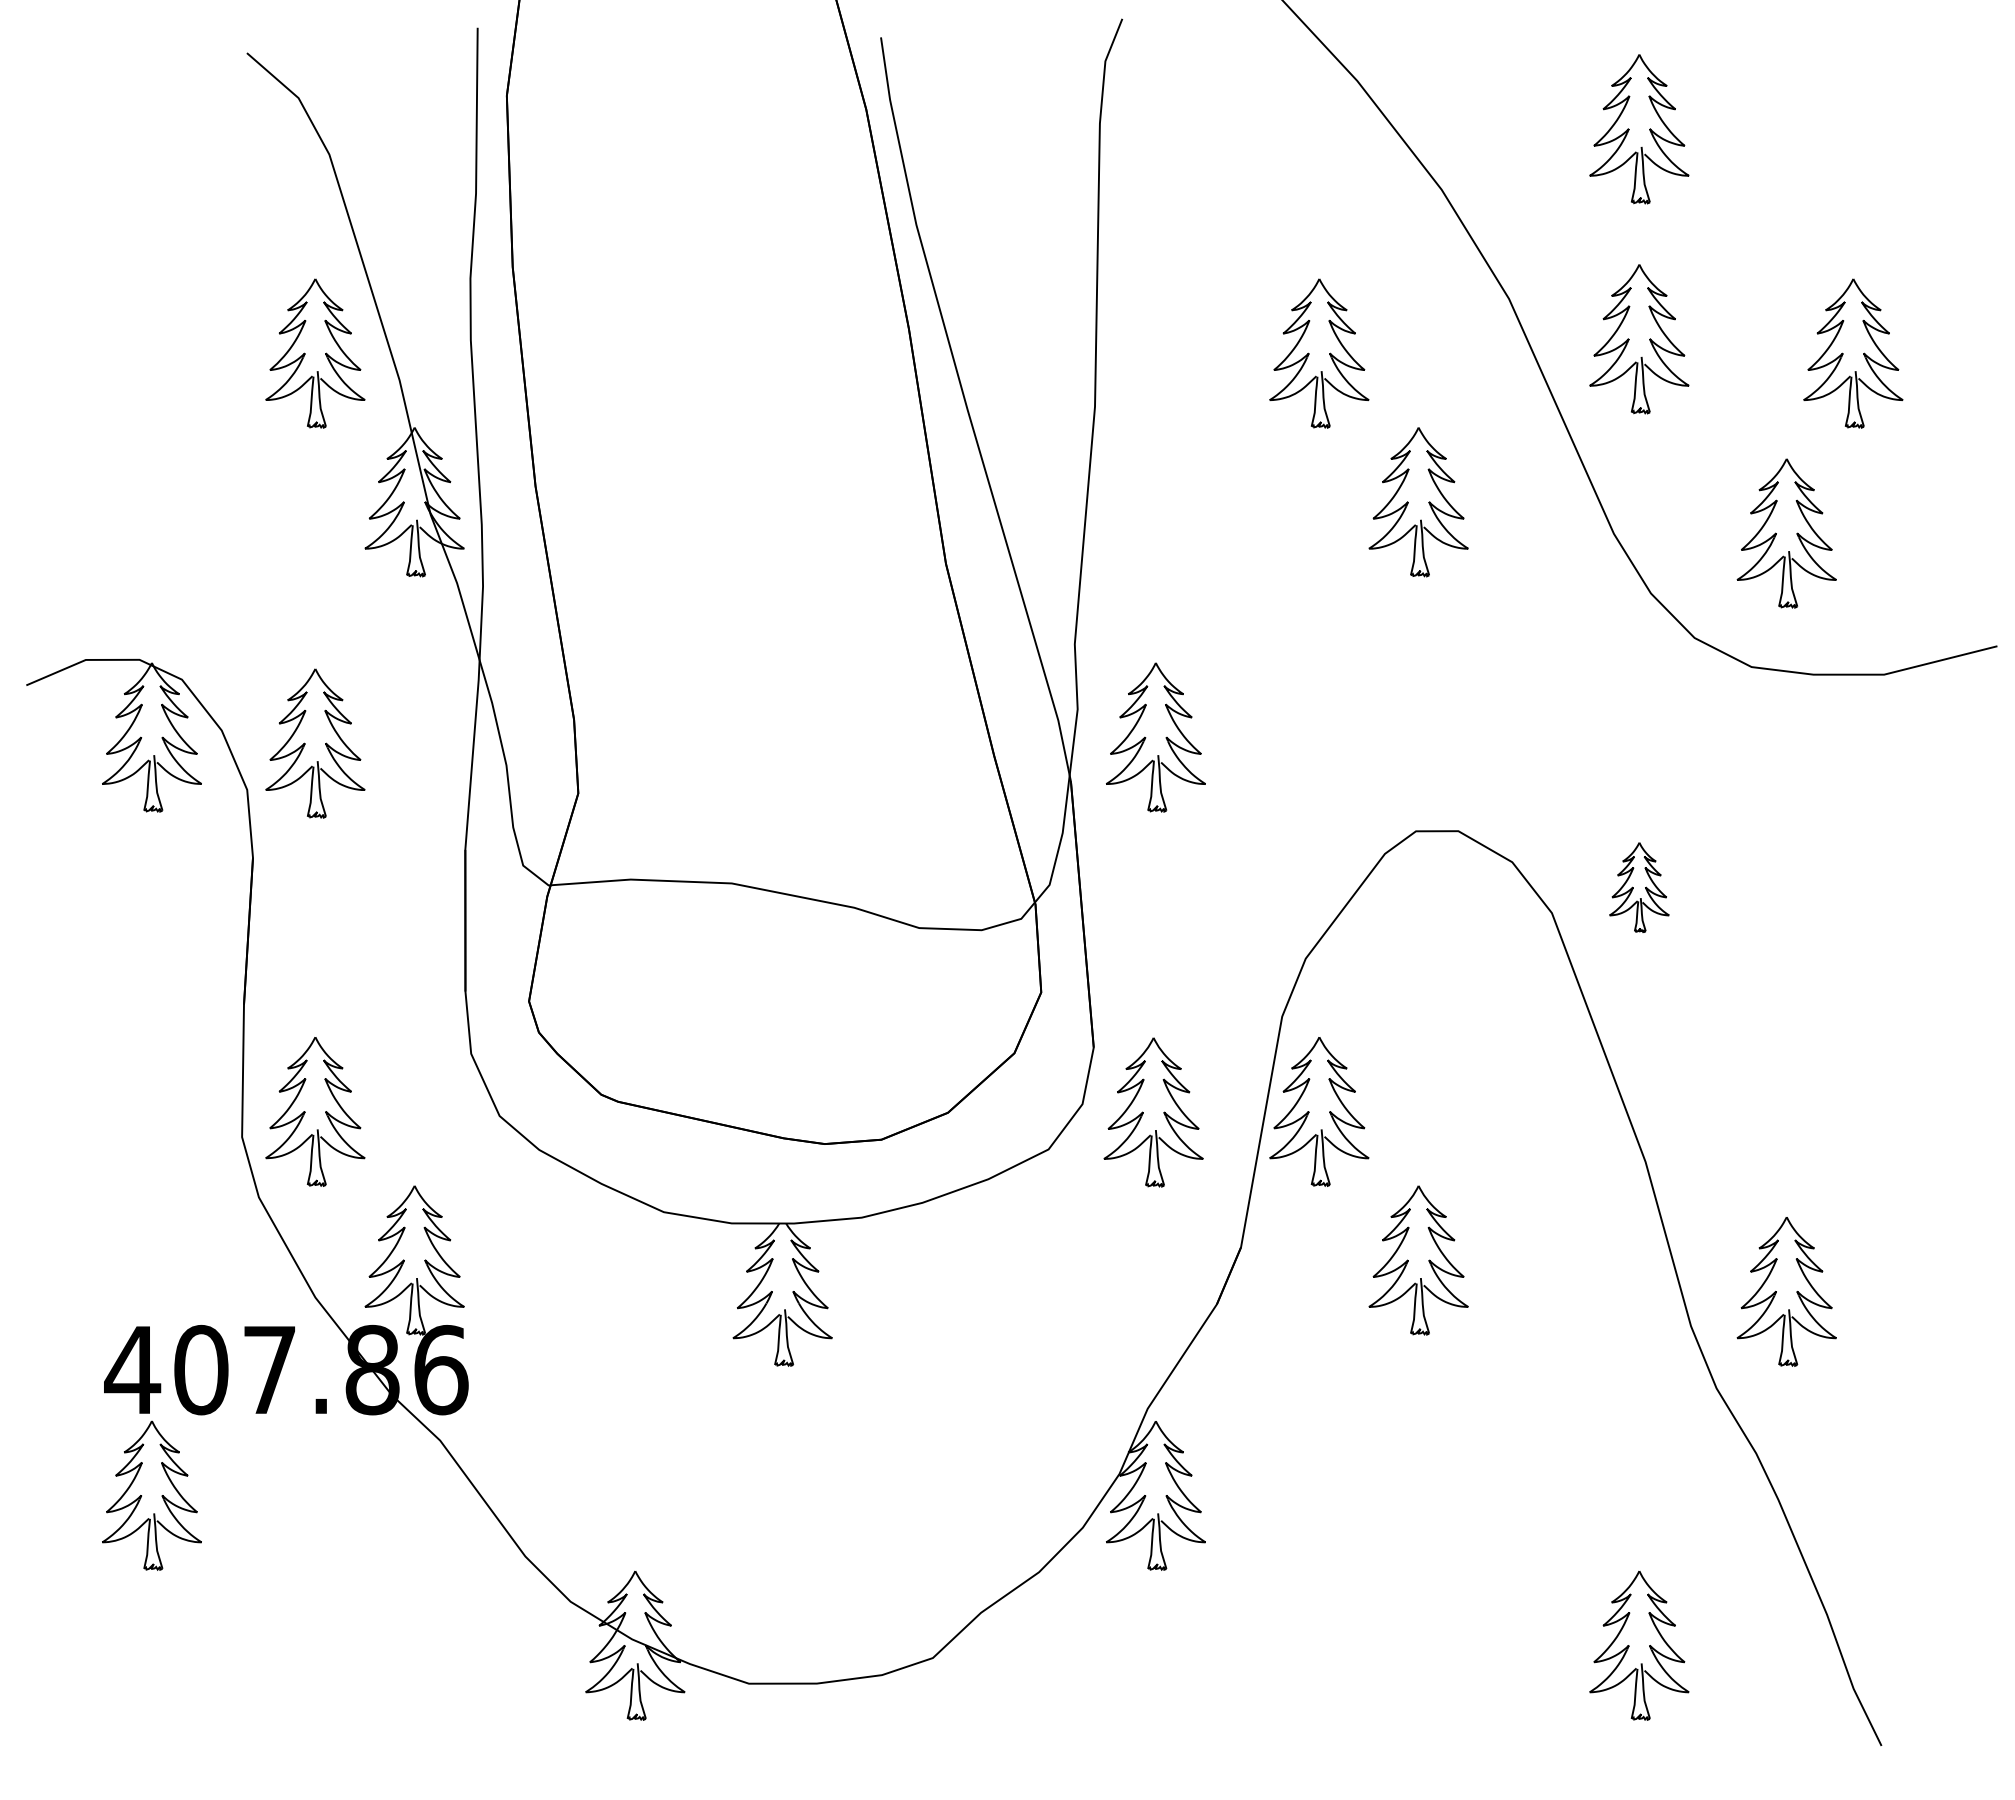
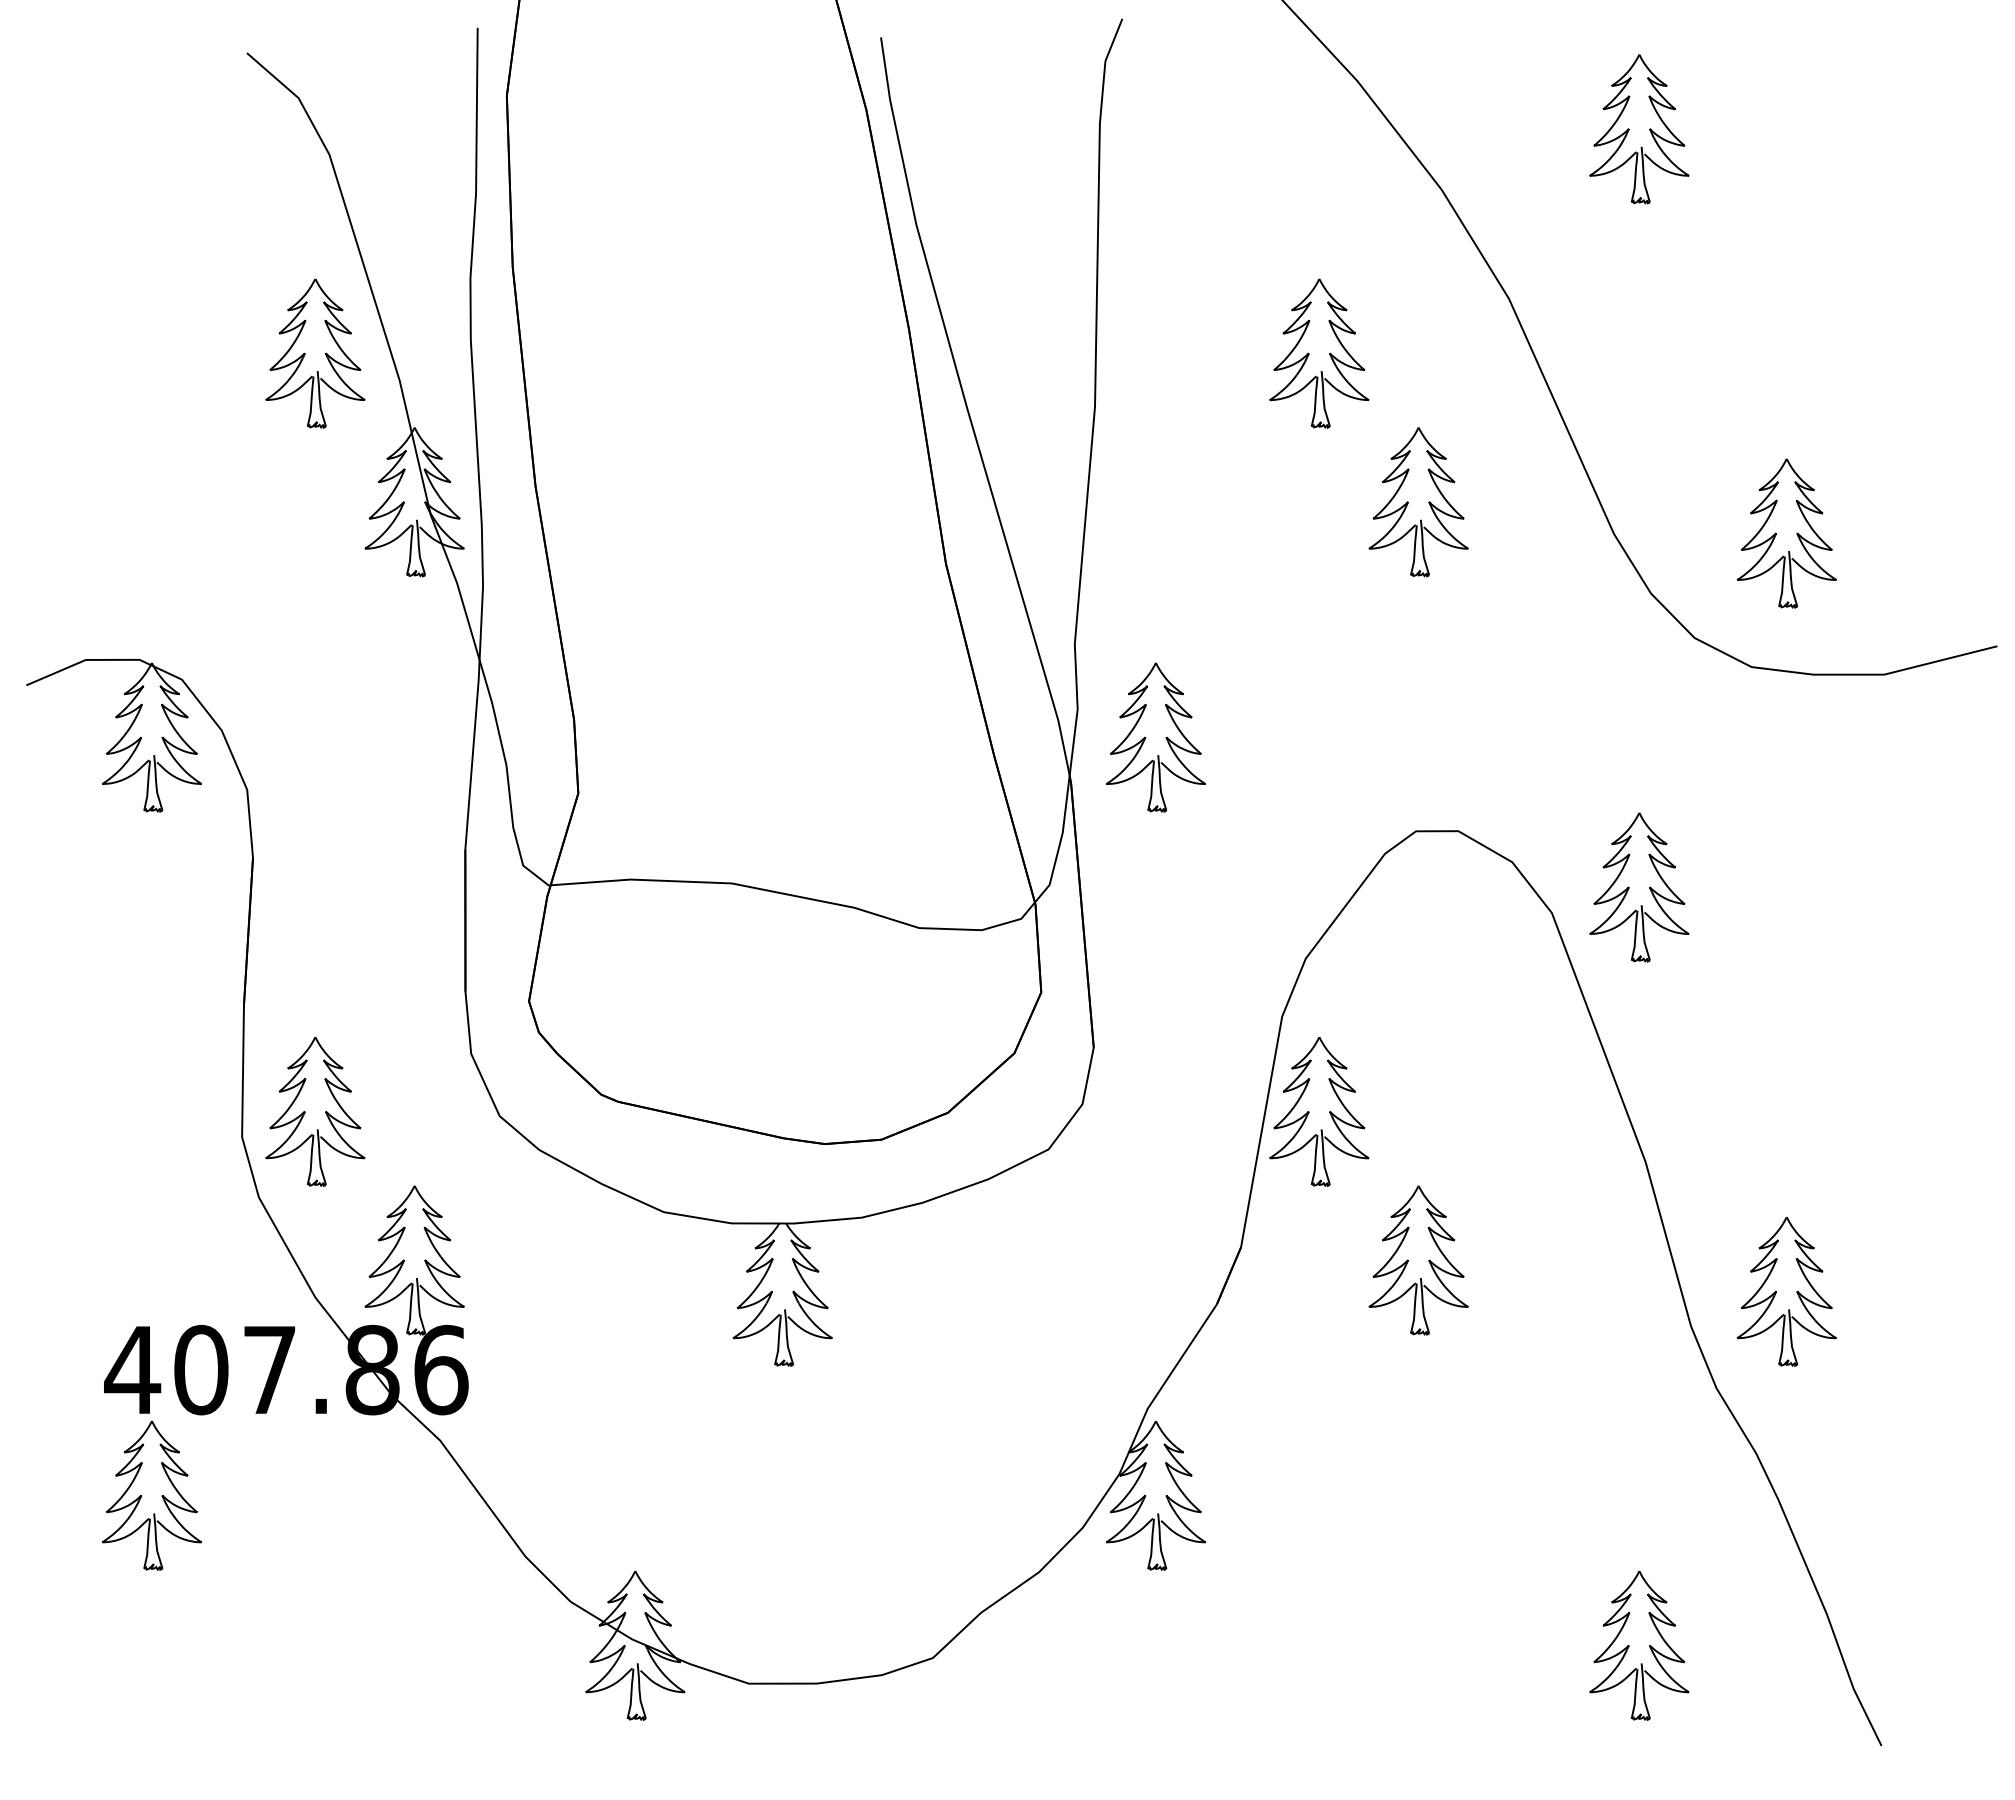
part: present -> none (1639, 339)
part: present -> none (1853, 353)
part: present -> none (315, 743)
part size: 61x91 px -> 101x151 px (1639, 887)
part: present -> none (1153, 1112)
